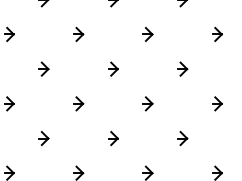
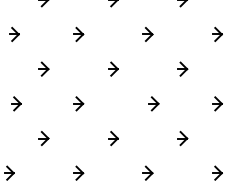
part position: (9, 33) -> (14, 33) (14, 33)
part position: (9, 103) -> (16, 103) (16, 103)
part position: (147, 103) -> (153, 103) (153, 103)
